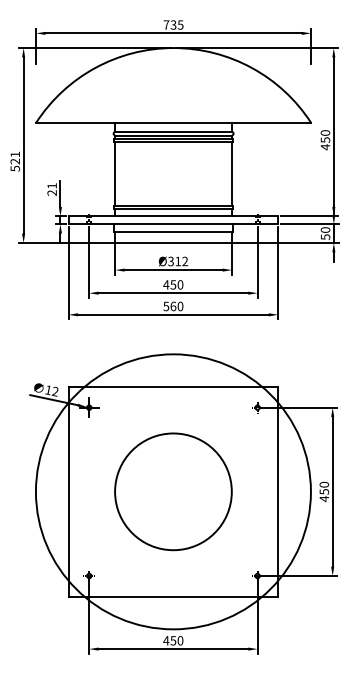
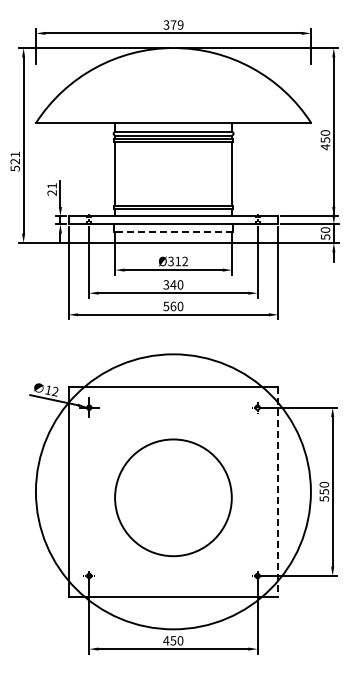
text: 735 -> 379 (173, 24)
line: solid -> dashed (173, 232)
text: 450 -> 340 (169, 284)
circle position: (173, 491) -> (173, 497) (173, 497)
line: solid -> dashed (278, 491)
text: 450 -> 550 (324, 498)
